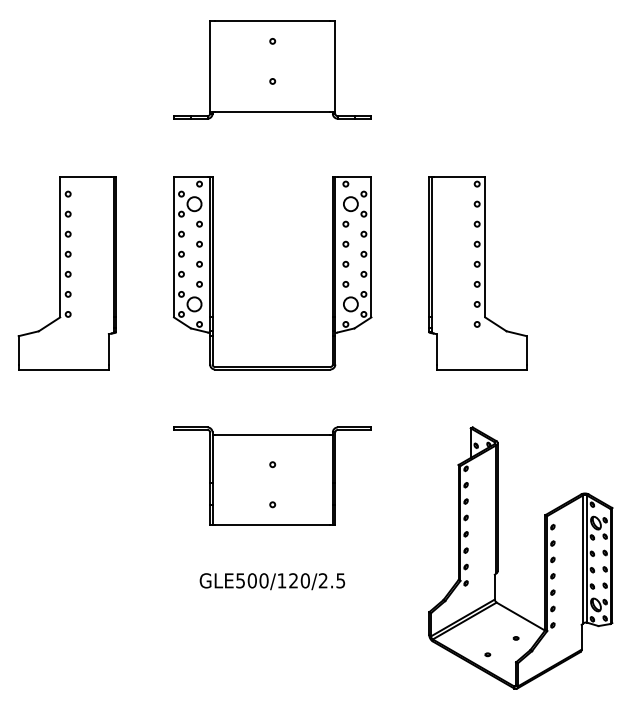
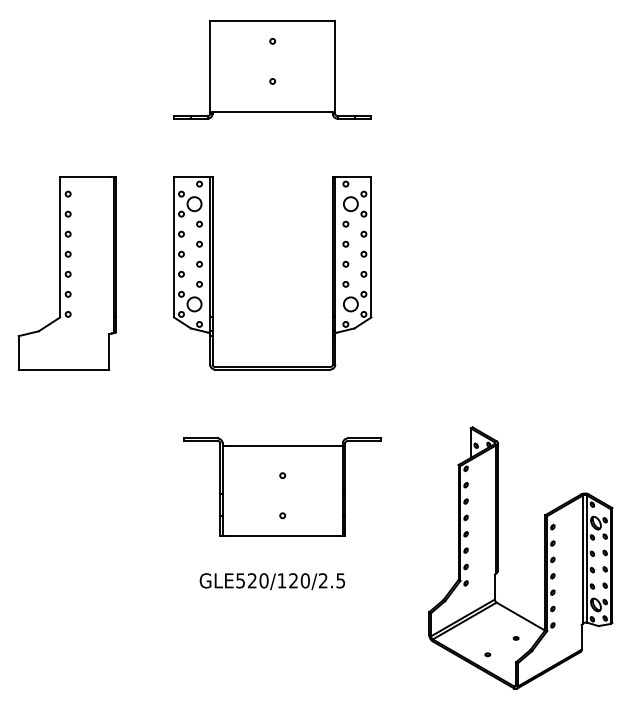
part: present -> none (477, 273)
part position: (272, 475) -> (282, 486) (282, 486)
text: GLE500/120/2.5 -> GLE520/120/2.5 (251, 580)
